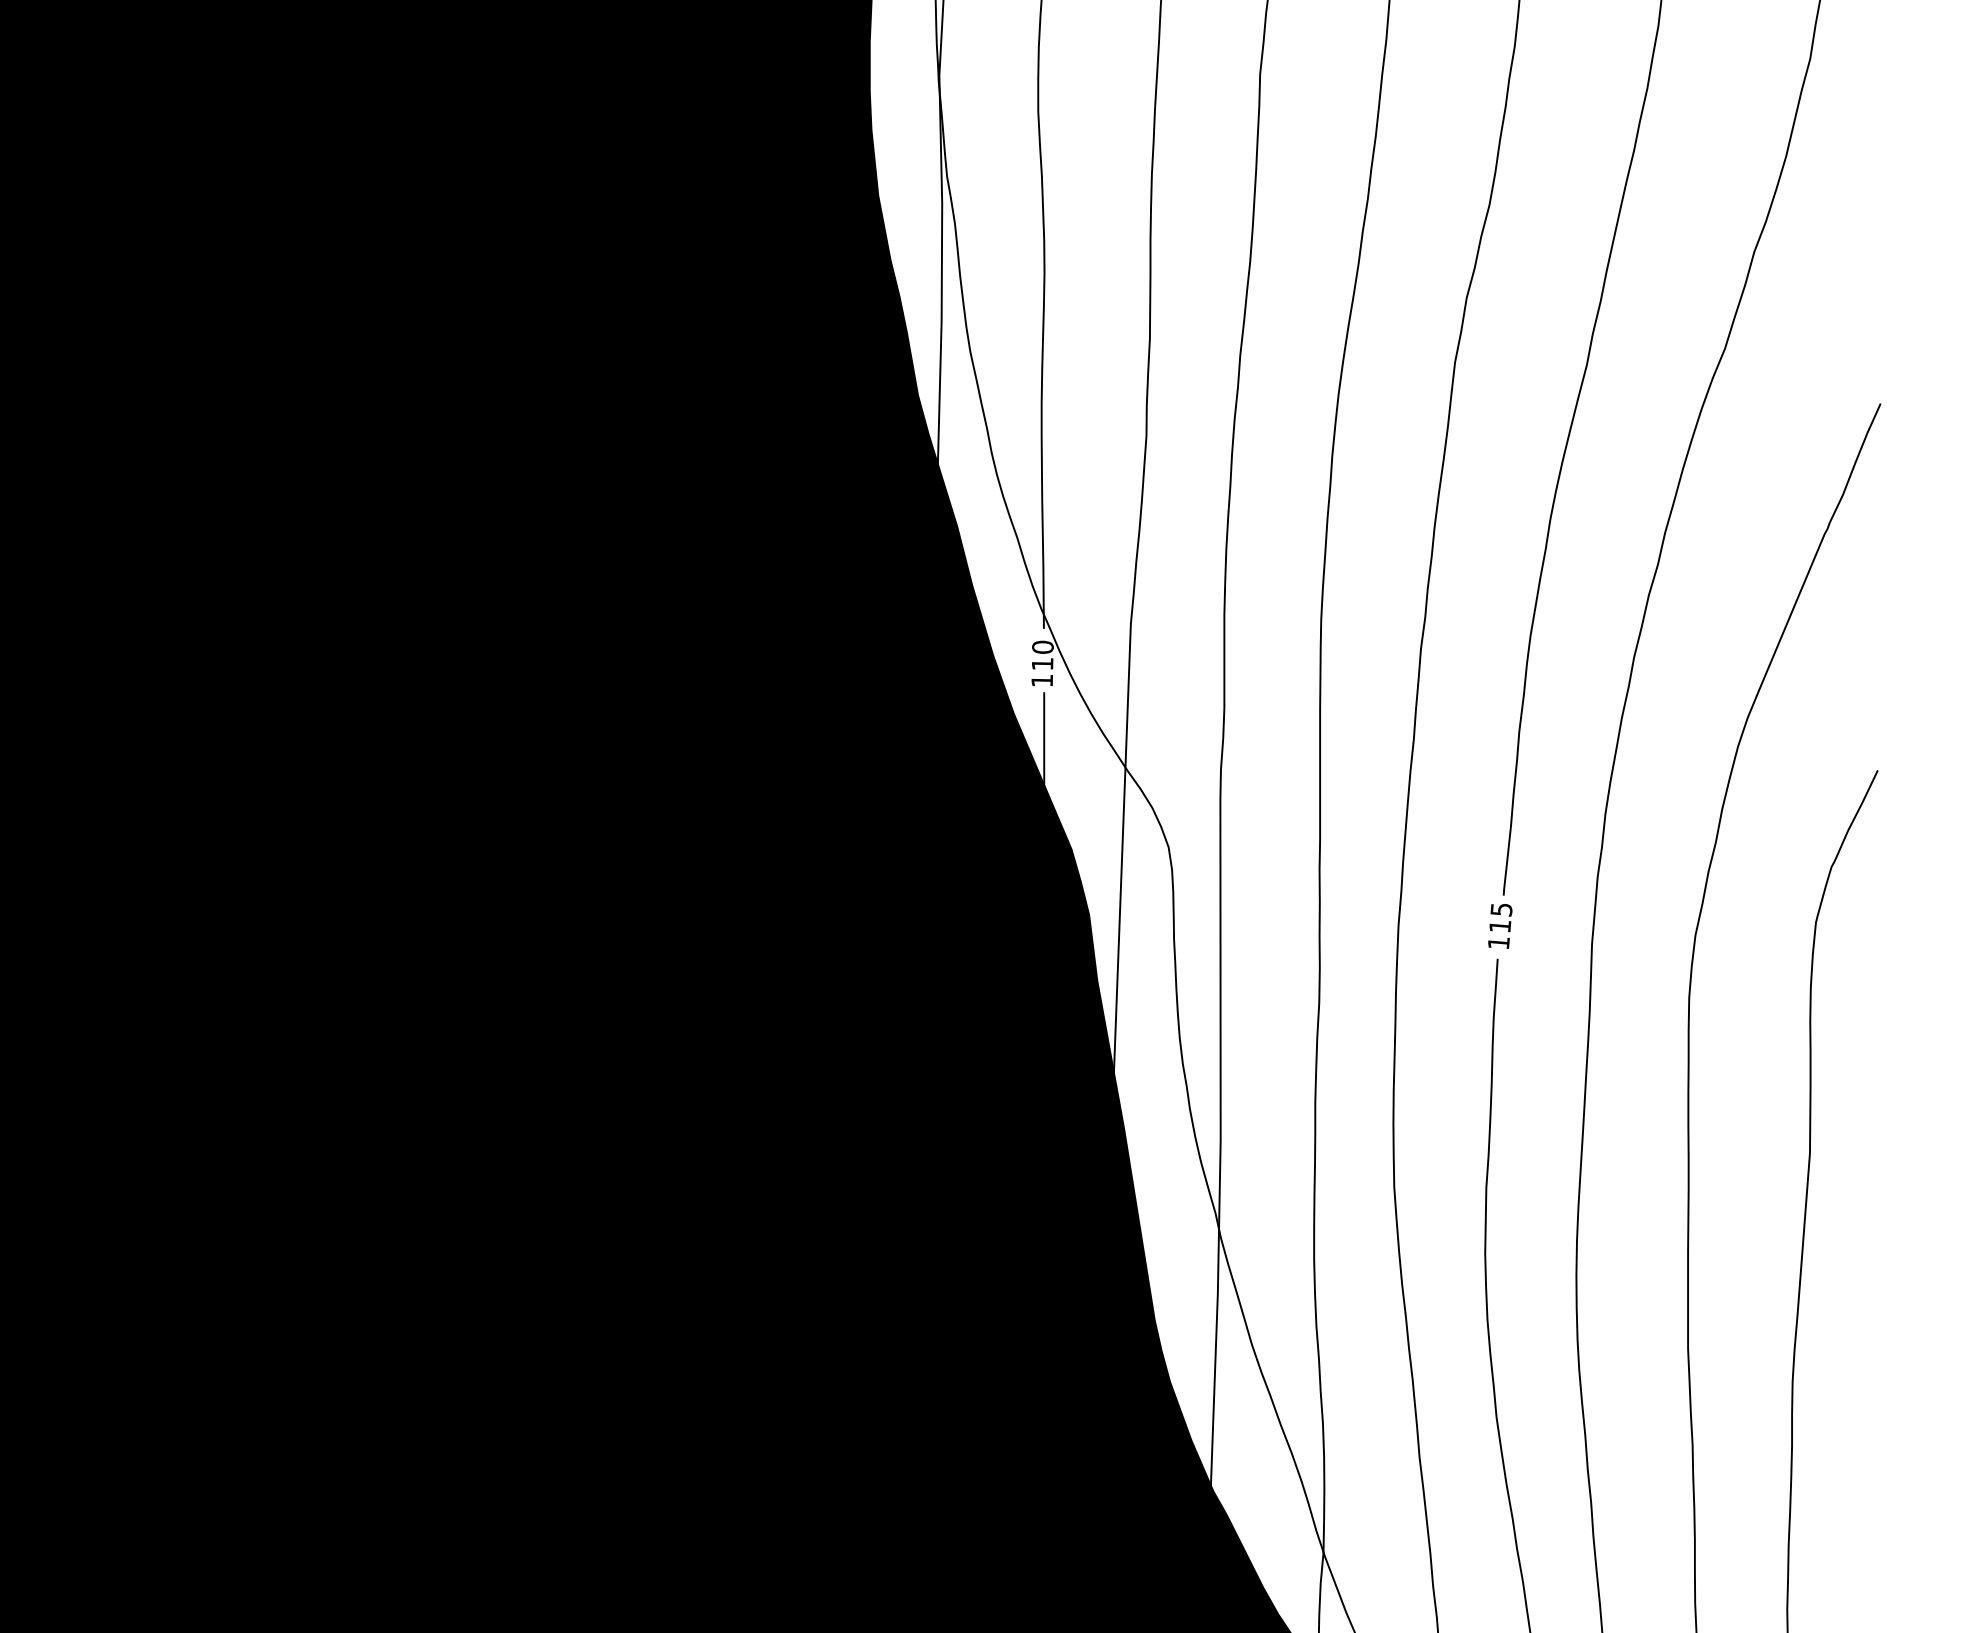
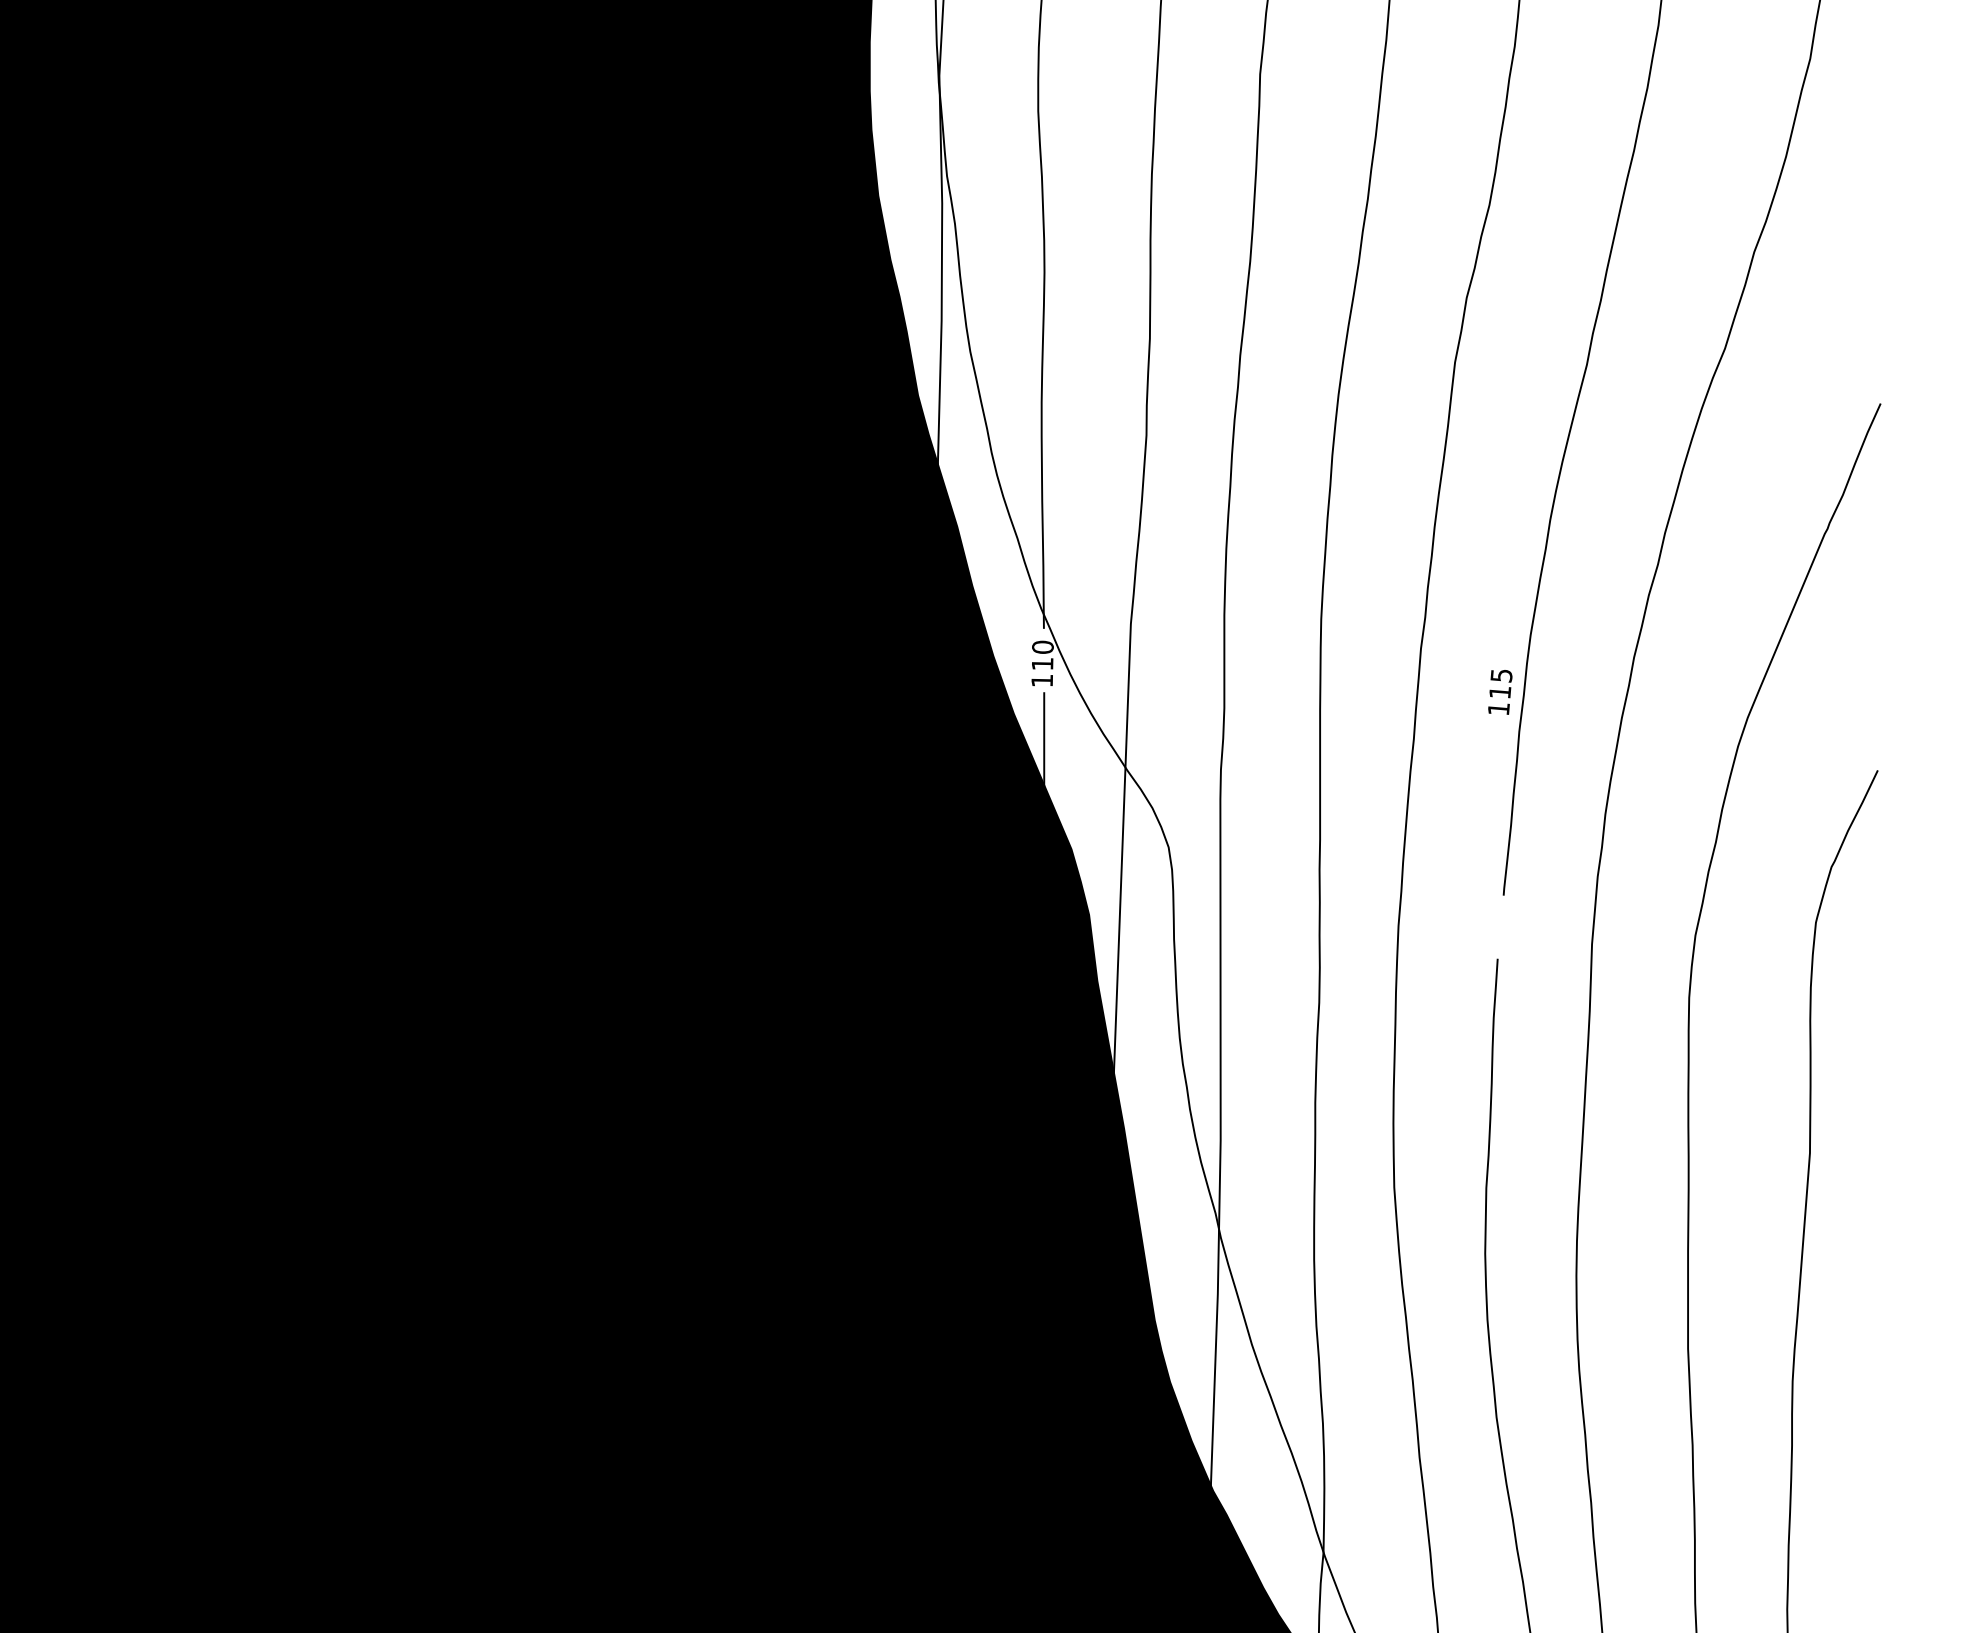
text position: (1500, 926) -> (1500, 692) (1500, 692)
